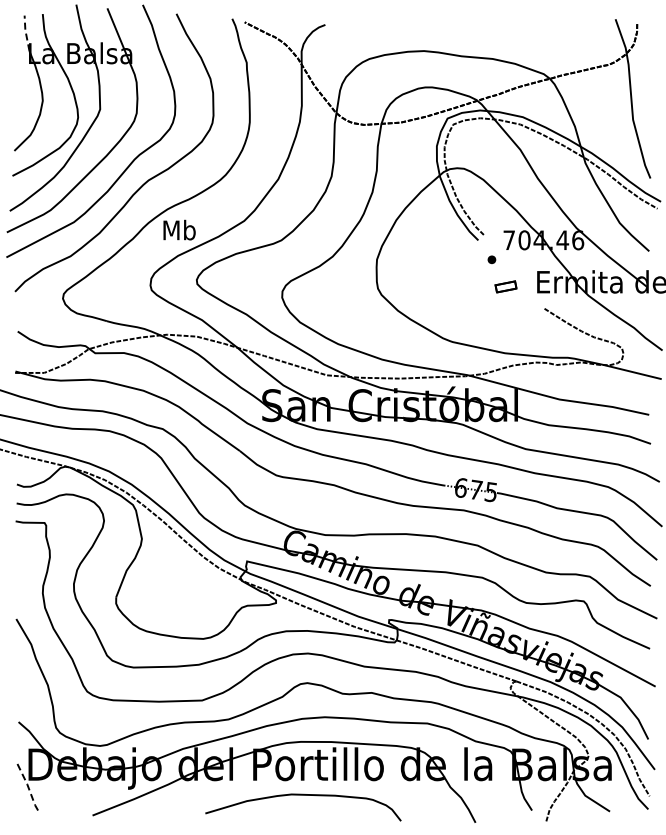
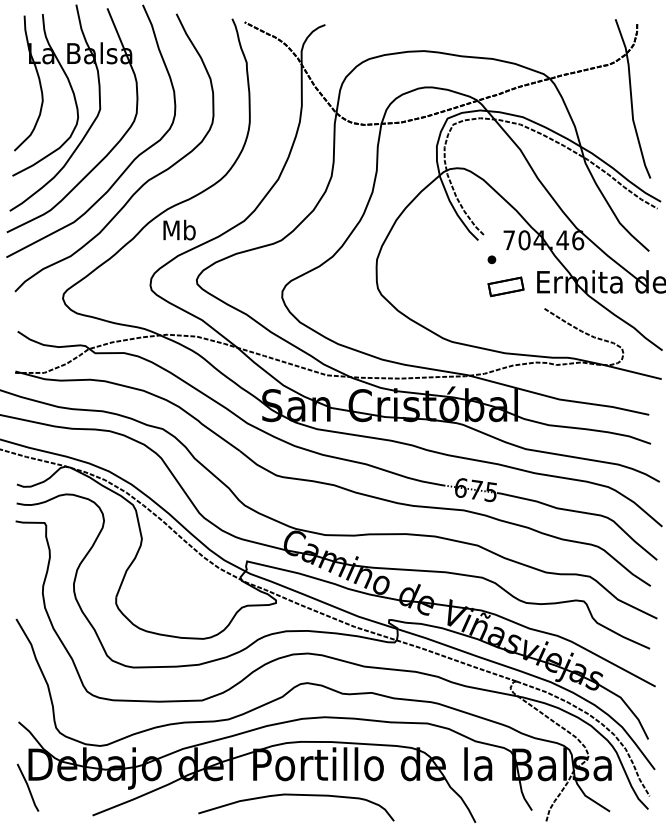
line: dashed -> solid (25, 32)
part size: 24x14 px -> 38x22 px (505, 286)
line: dashed -> solid (28, 787)
curve position: (303, 795) -> (296, 795) (296, 795)
